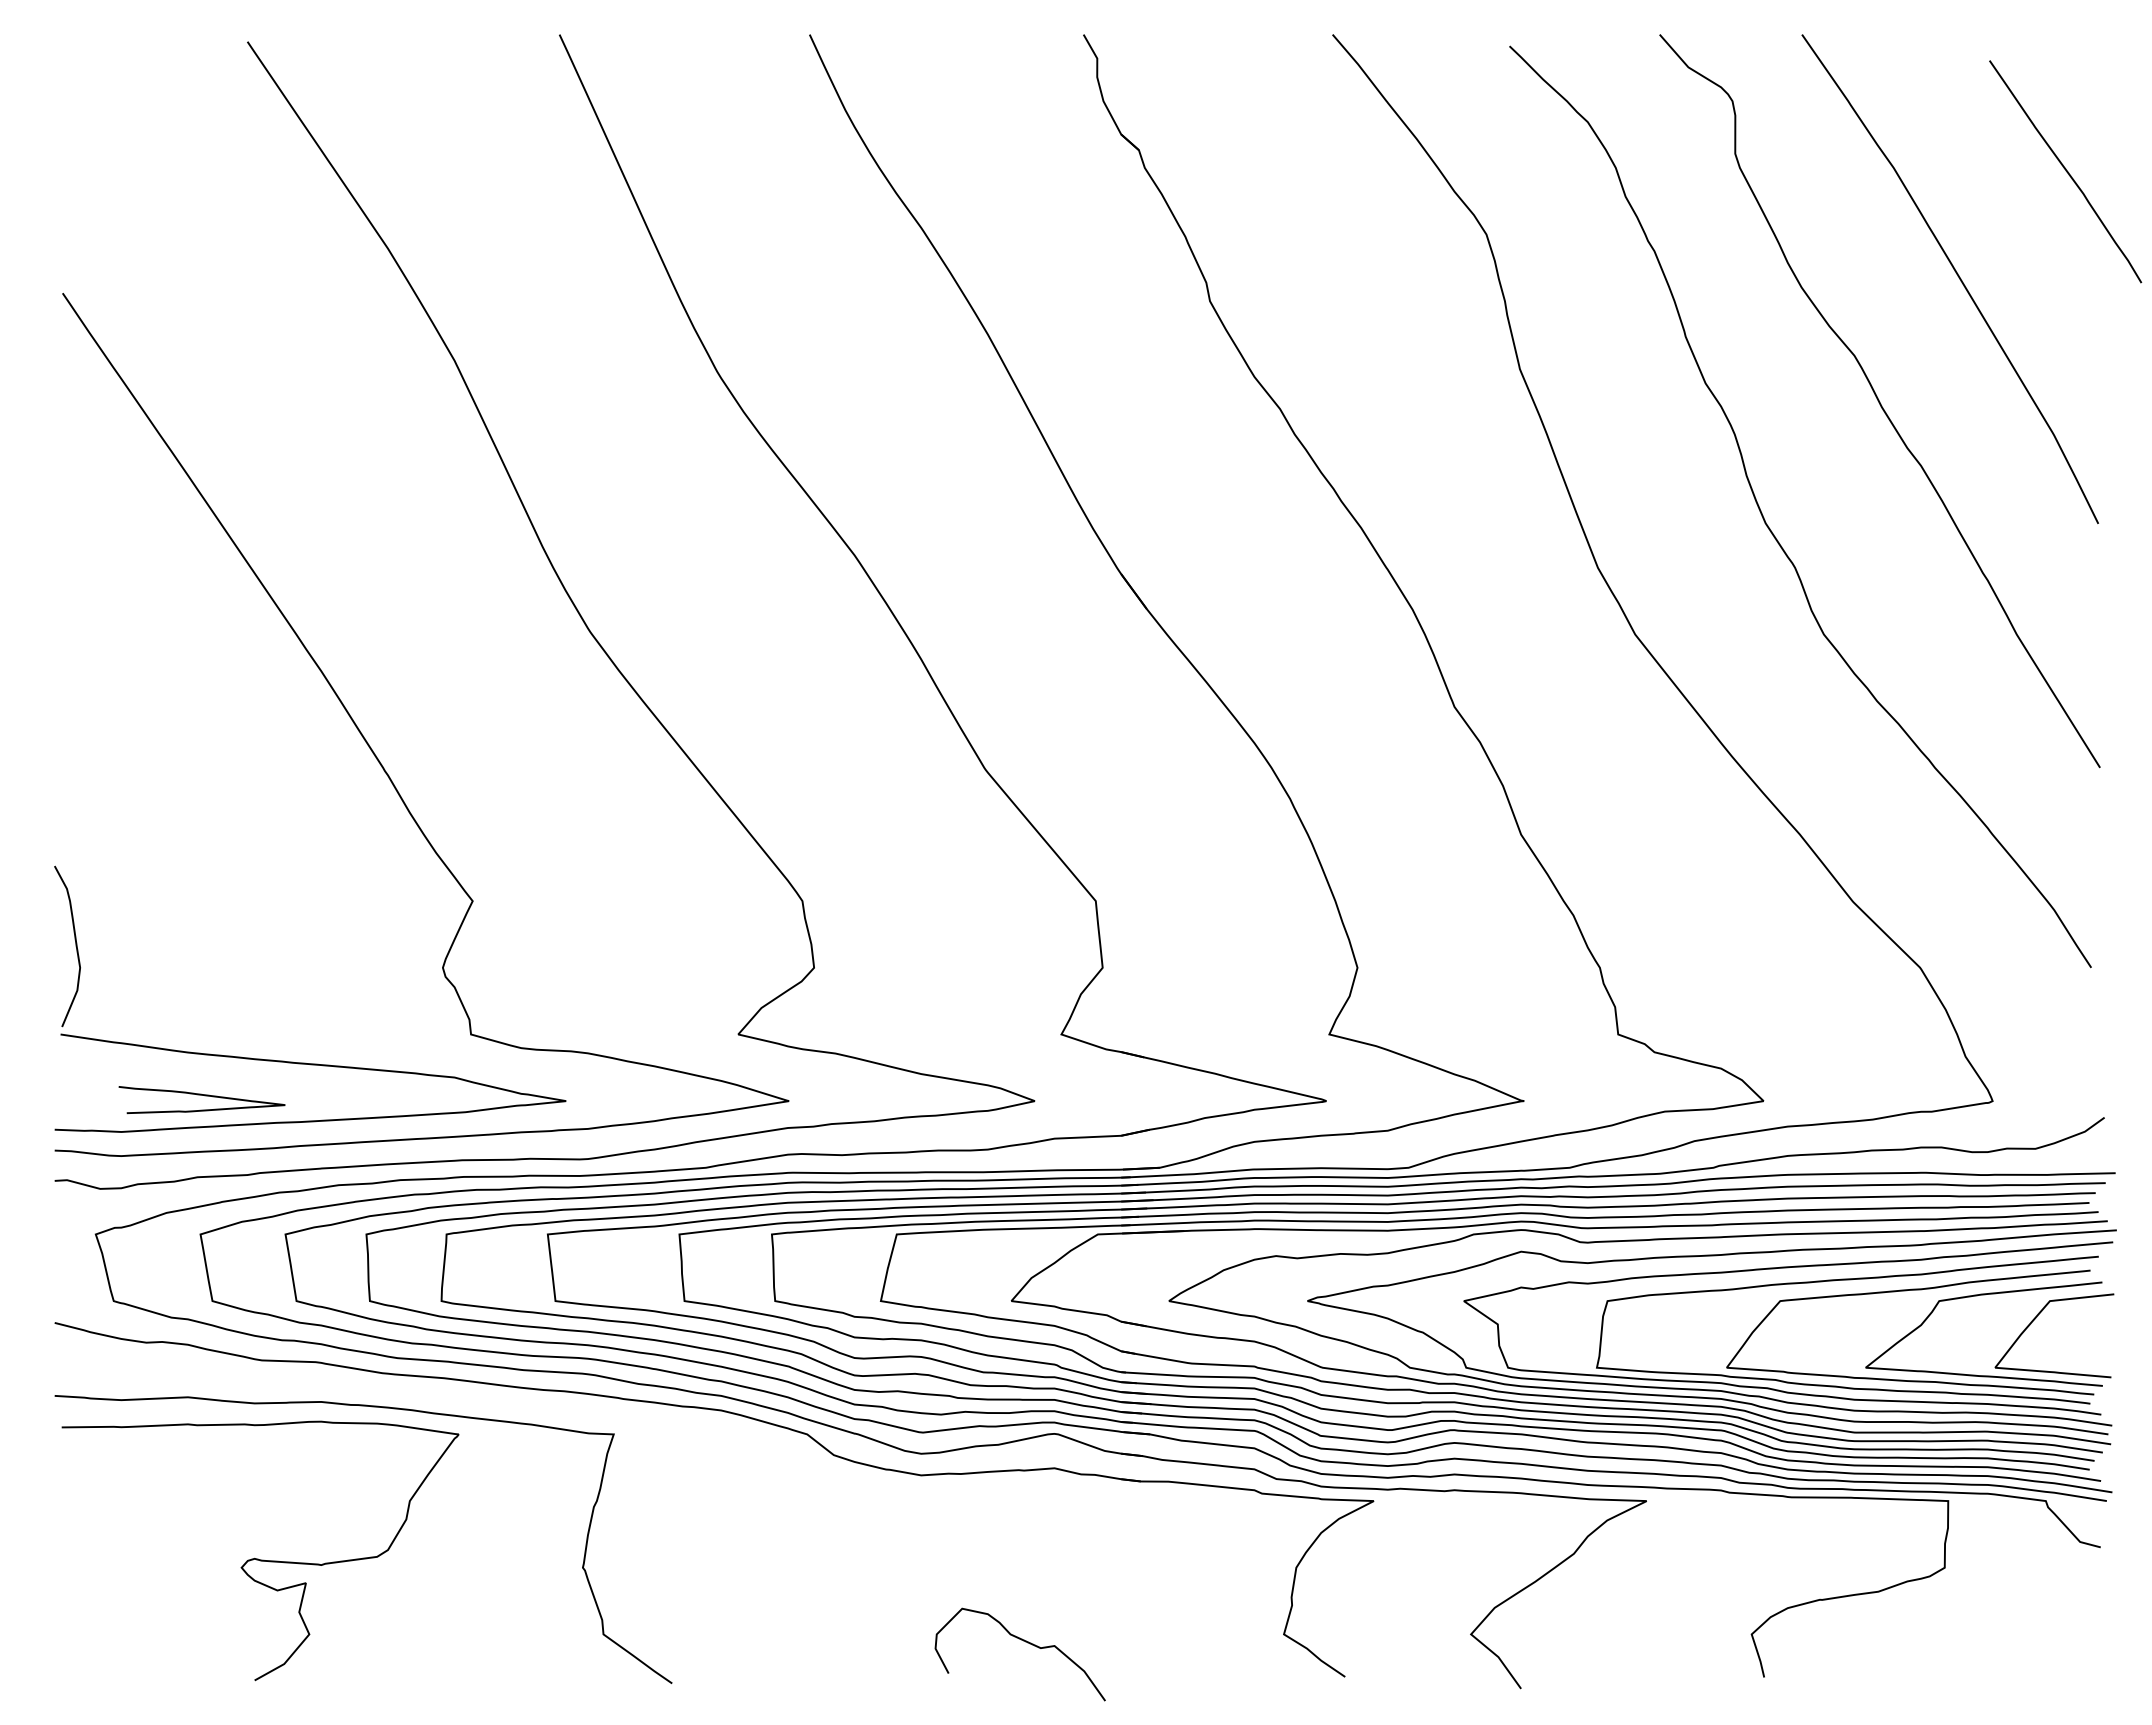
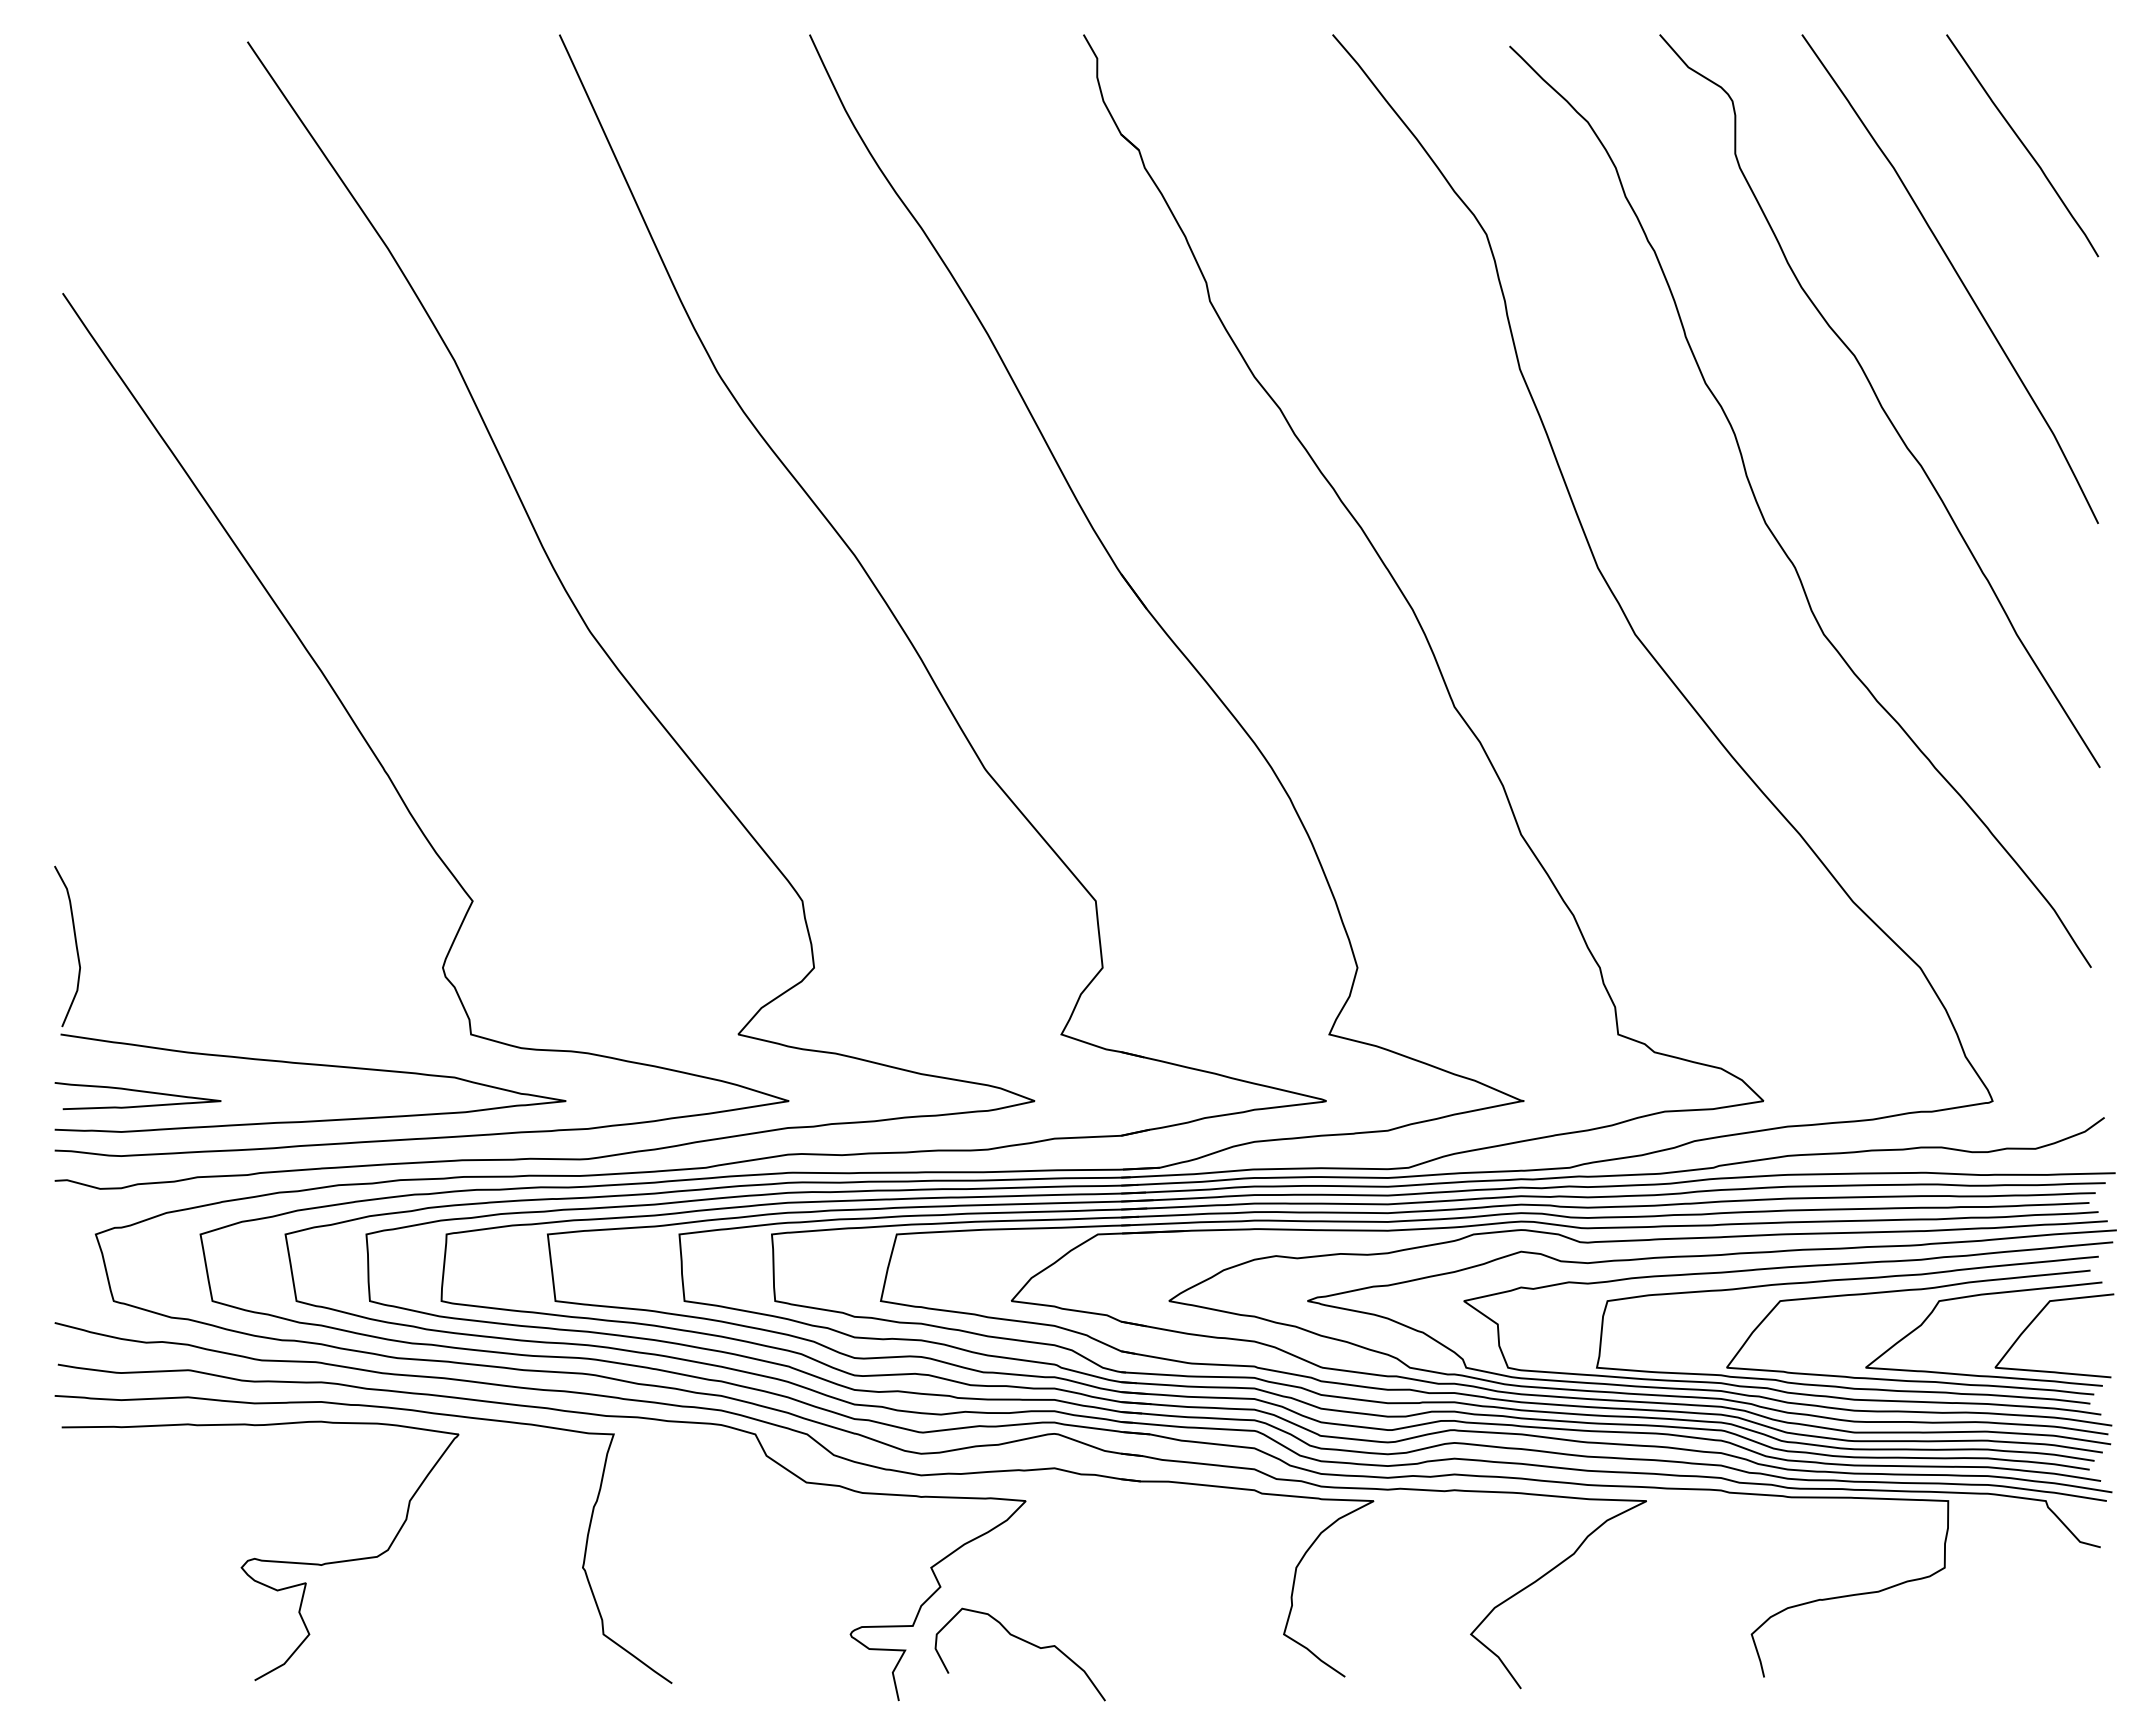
curve position: (2065, 170) -> (2022, 144) (2022, 144)
curve position: (201, 1095) -> (137, 1091) (137, 1091)
curve: none -> present (559, 1411)
